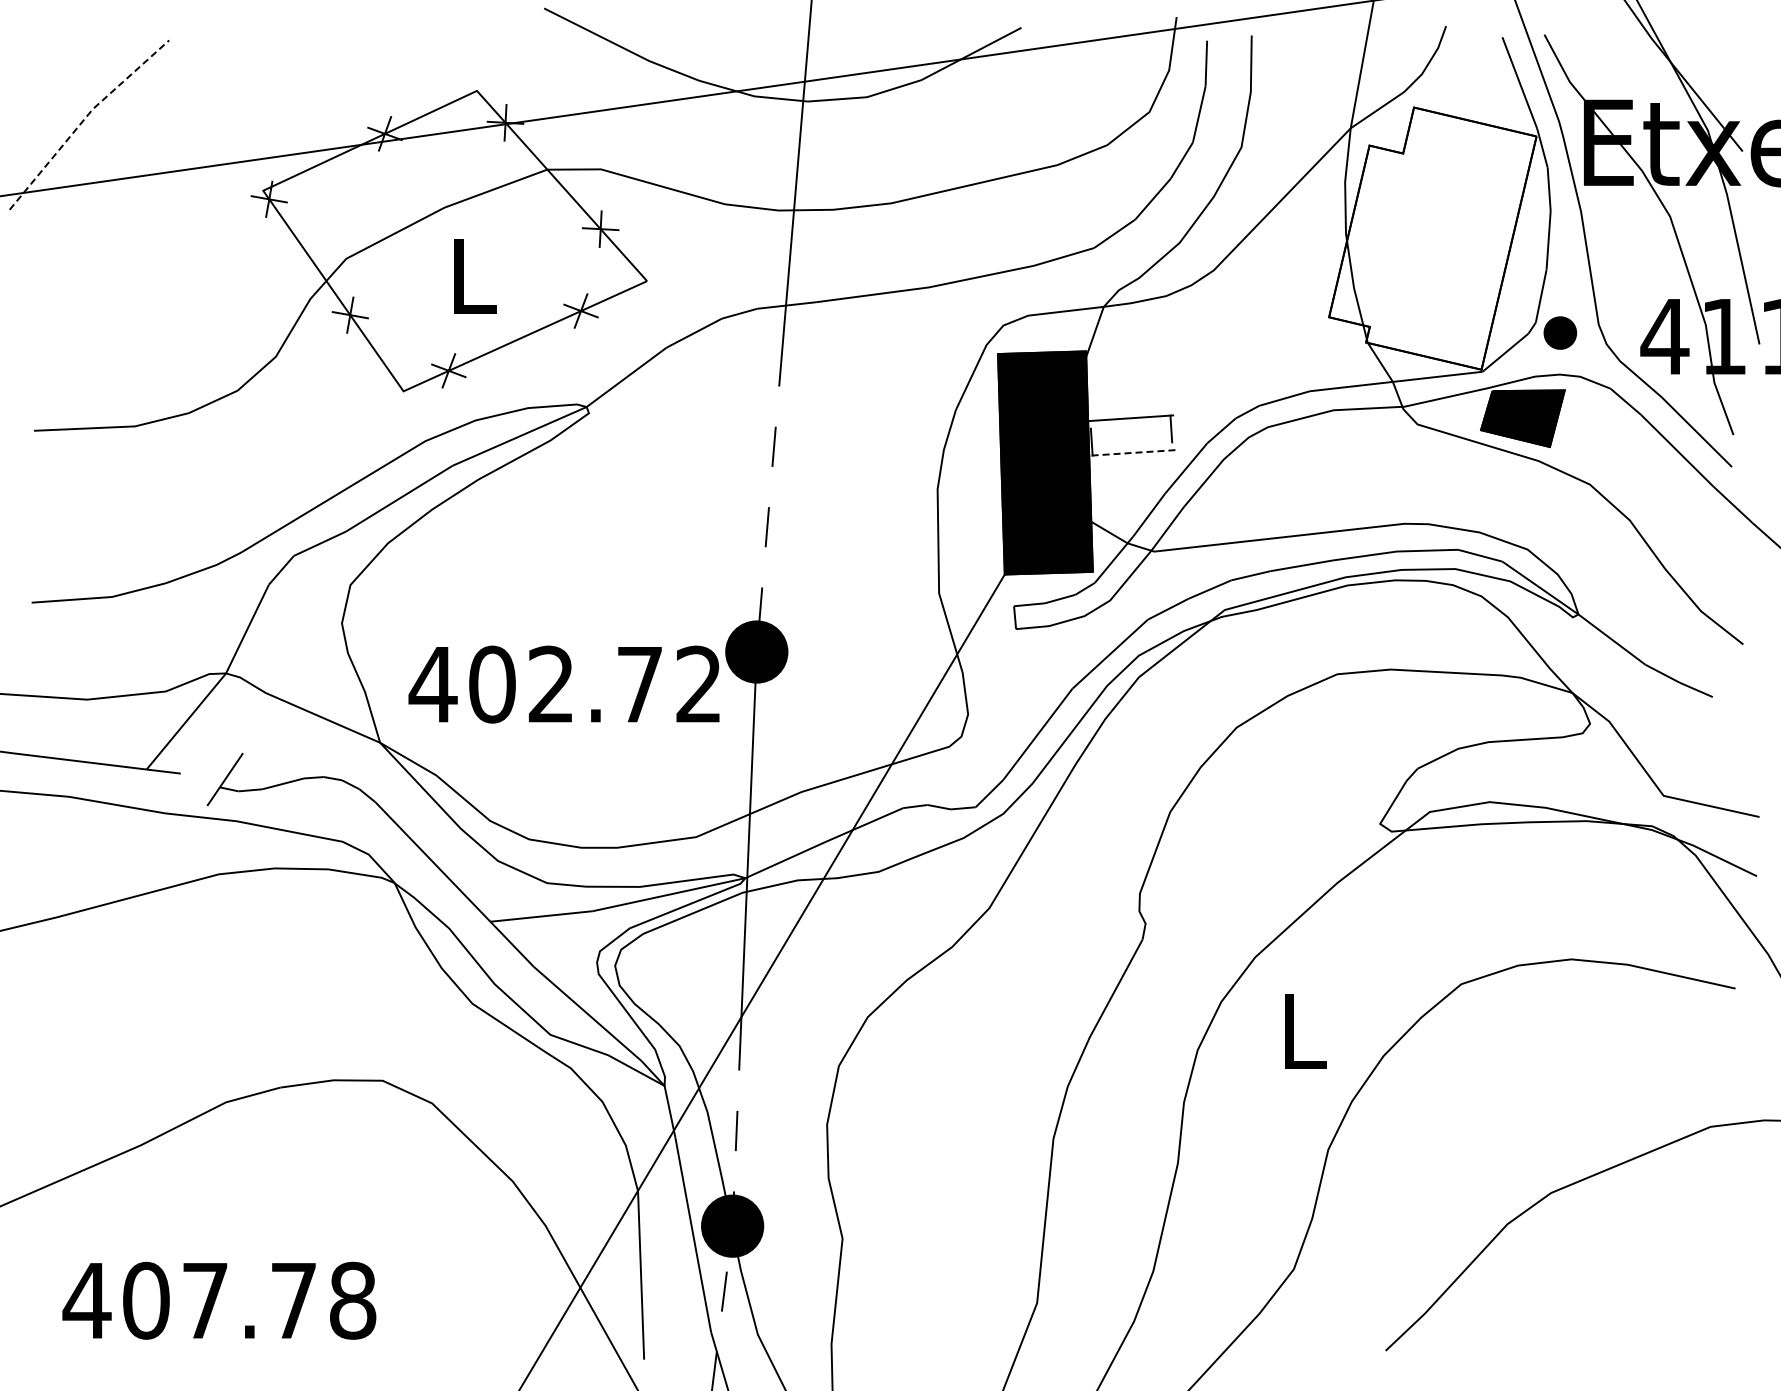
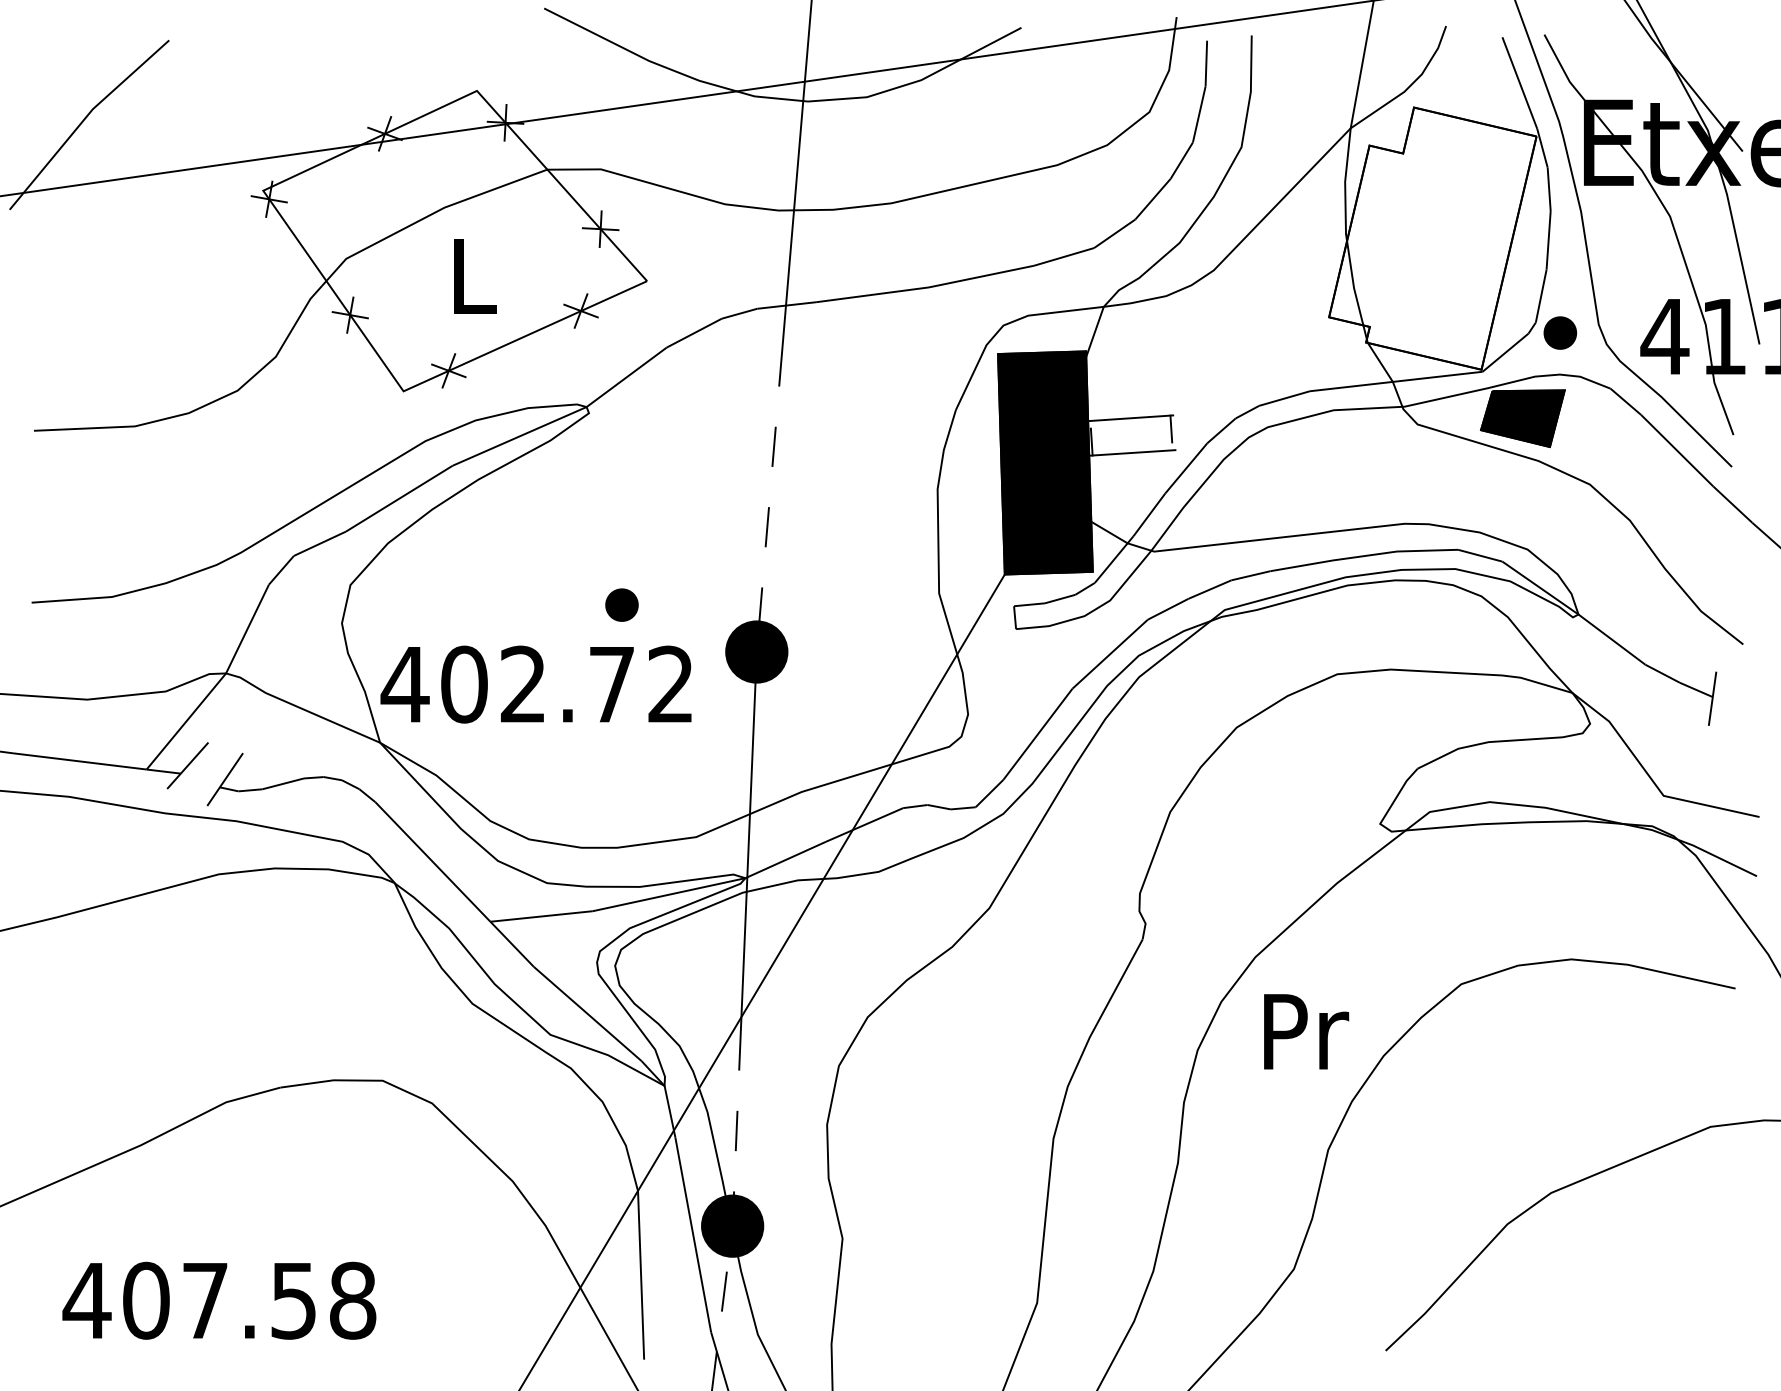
line: dashed -> solid (84, 119)
line: dashed -> solid (1131, 452)
part: none -> present (621, 604)
text position: (563, 684) -> (535, 684) (535, 684)
line: none -> present (1712, 698)
line: none -> present (187, 765)
text: L -> Pr (1306, 1031)
text: 407.78 -> 407.58 (293, 1301)
